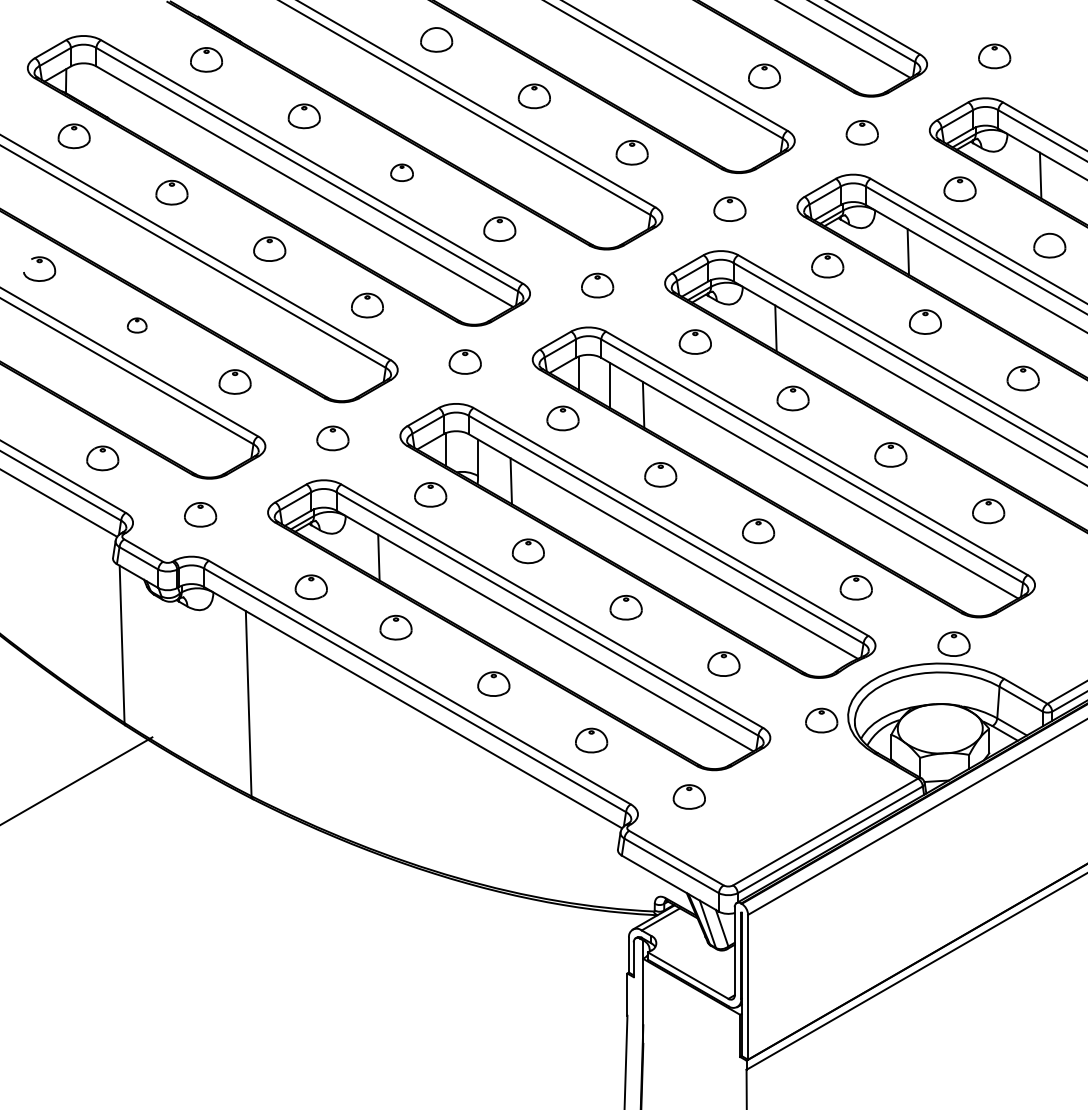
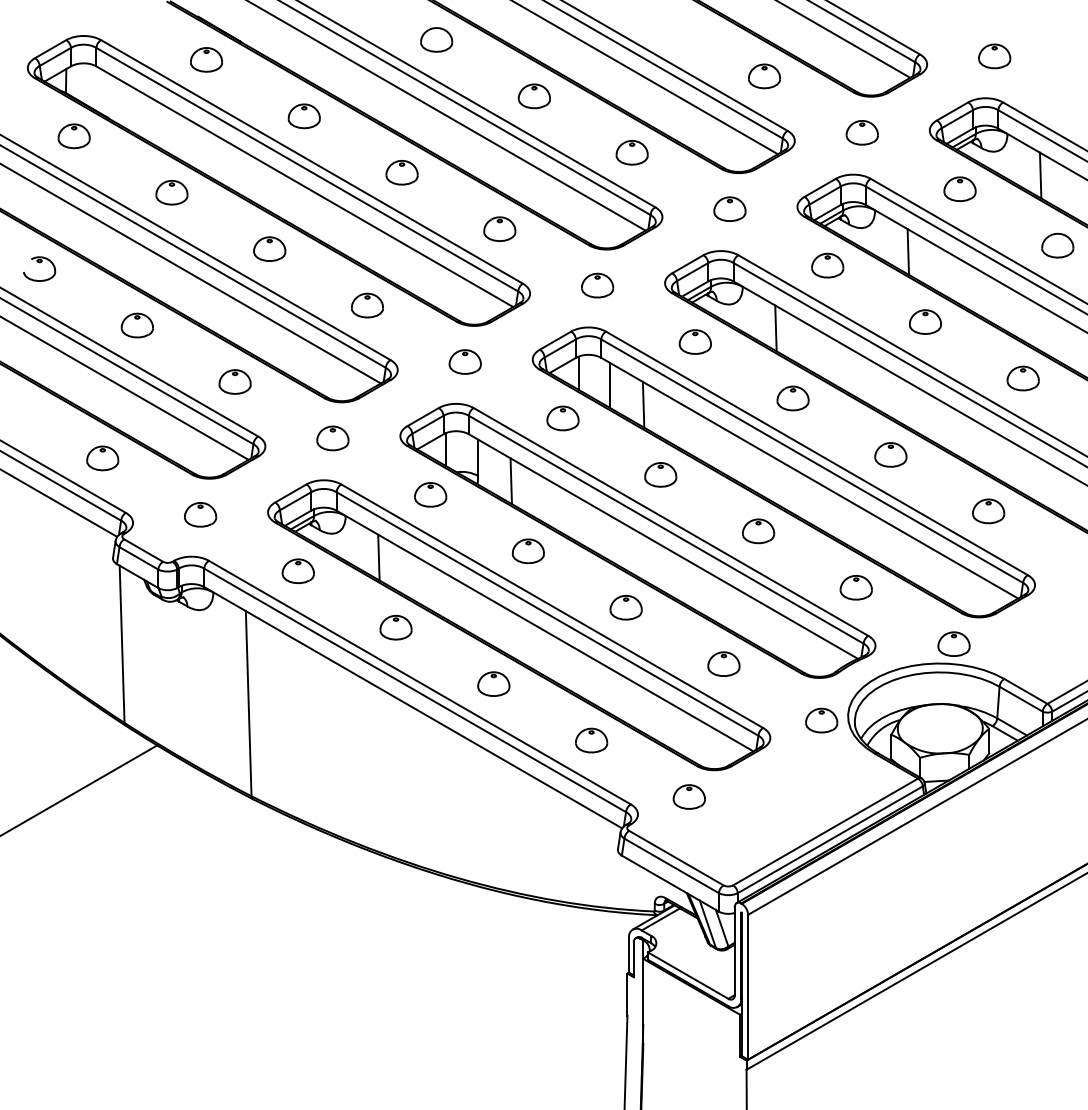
line: none -> present (645, 78)
line: none -> present (447, 116)
part size: 24x19 px -> 34x26 px (401, 172)
part position: (1049, 245) -> (1057, 245) (1057, 245)
line: none -> present (191, 274)
part size: 21x17 px -> 34x27 px (136, 325)
line: none -> present (125, 388)
part position: (310, 586) -> (297, 570) (297, 570)
line position: (77, 780) -> (79, 789) (79, 789)
